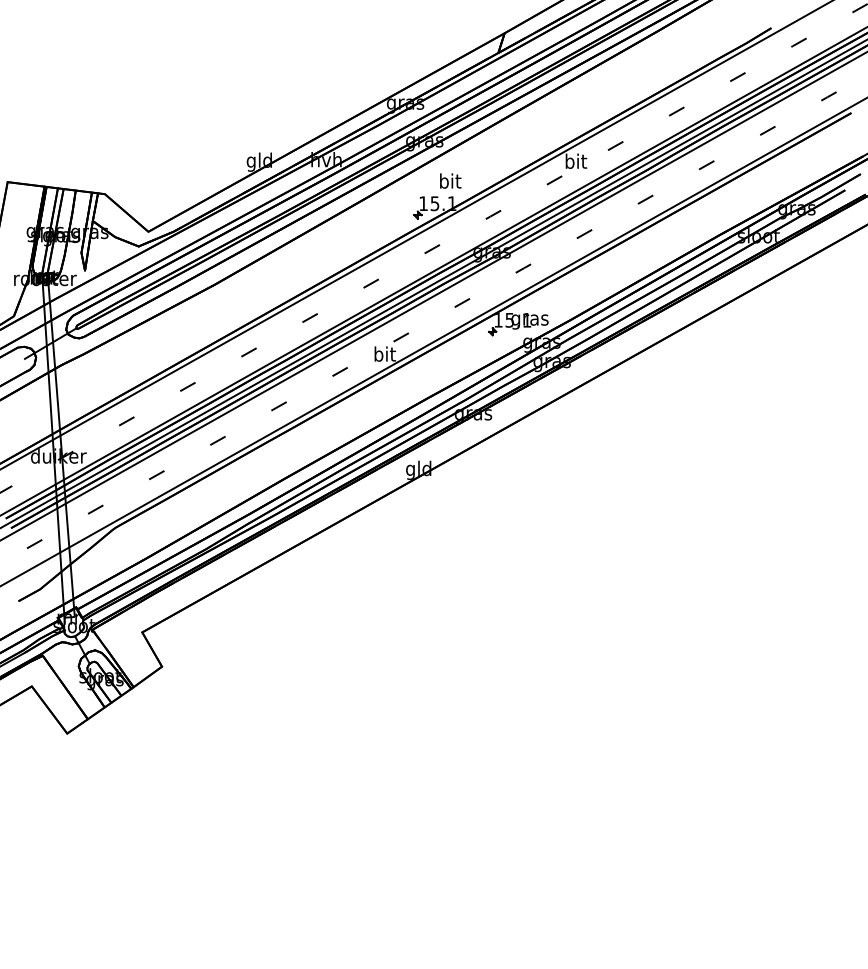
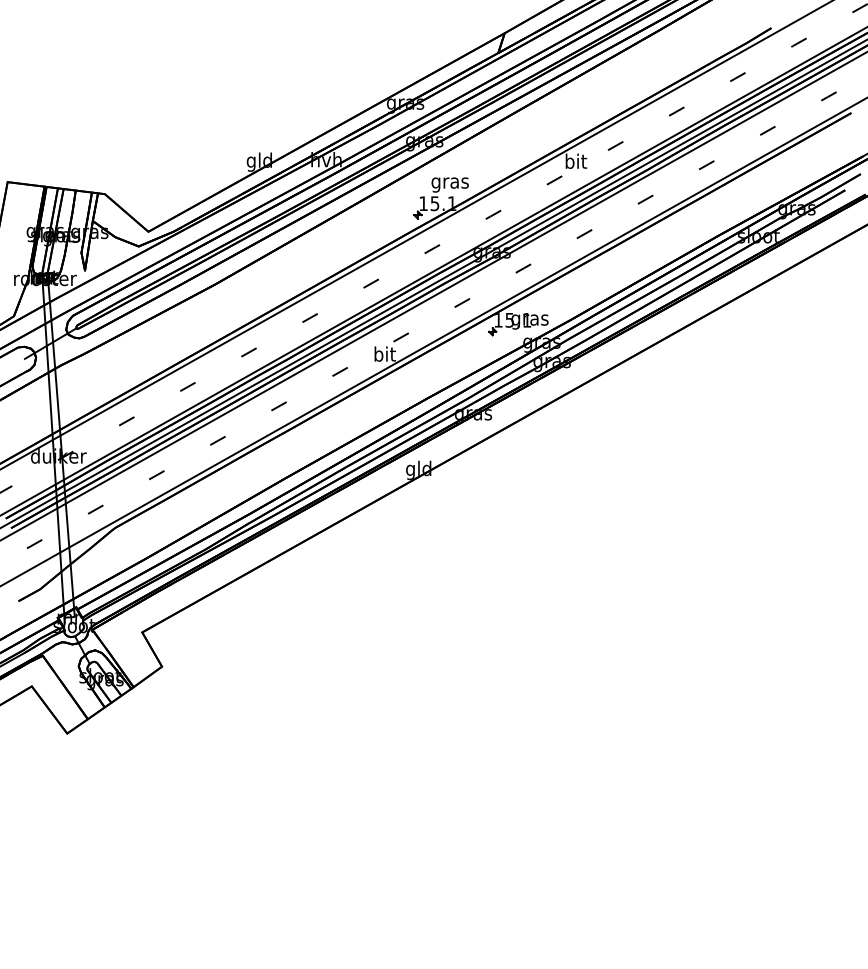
text: bit -> gras (449, 182)
